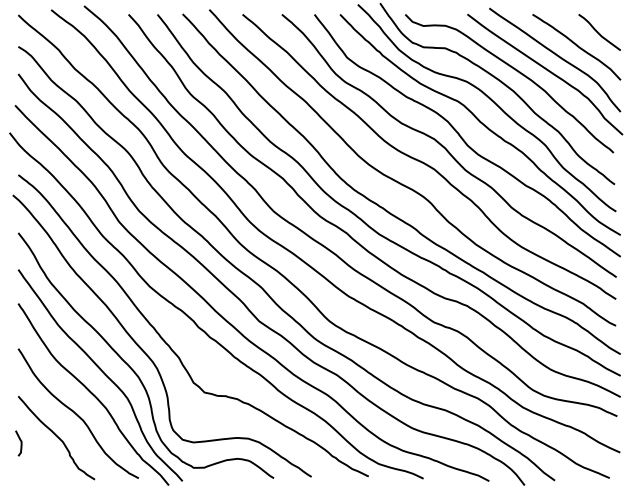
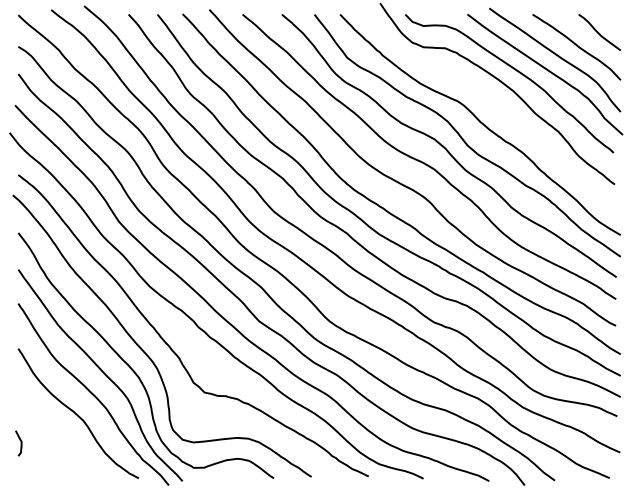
curve: present -> none (492, 102)
curve: present -> none (56, 437)
